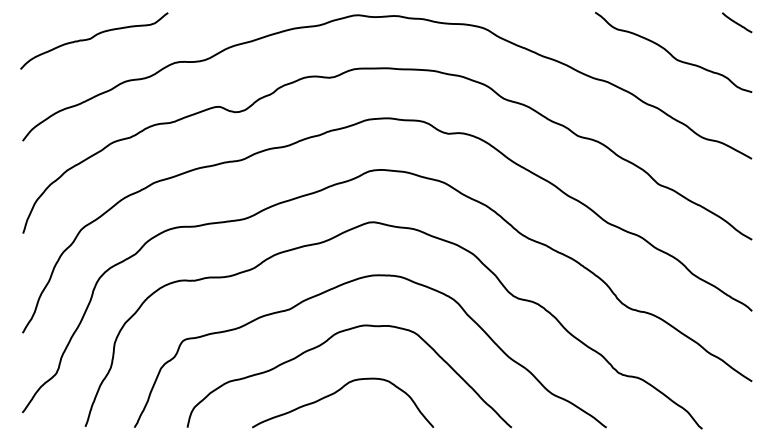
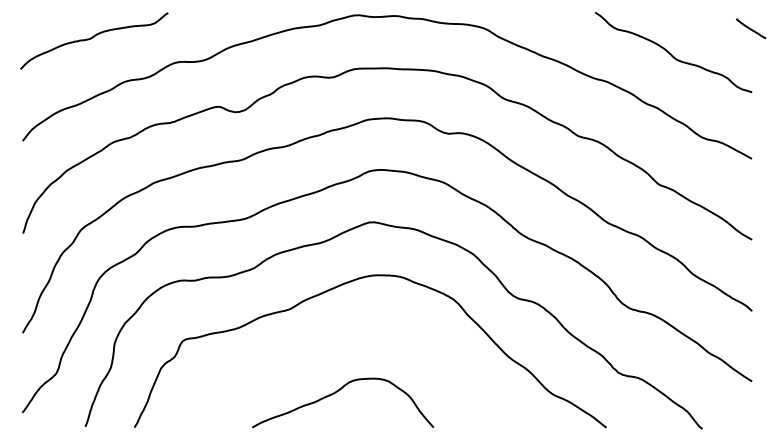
line position: (737, 22) -> (751, 28) (751, 28)
curve: present -> none (326, 342)
